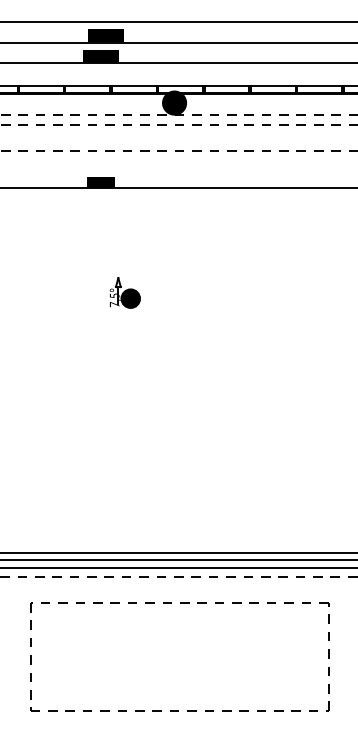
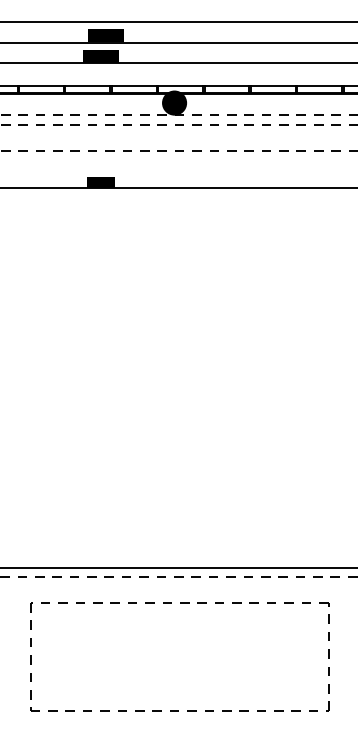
part: present -> none (124, 292)
line: present -> none (178, 552)
line: present -> none (178, 560)
